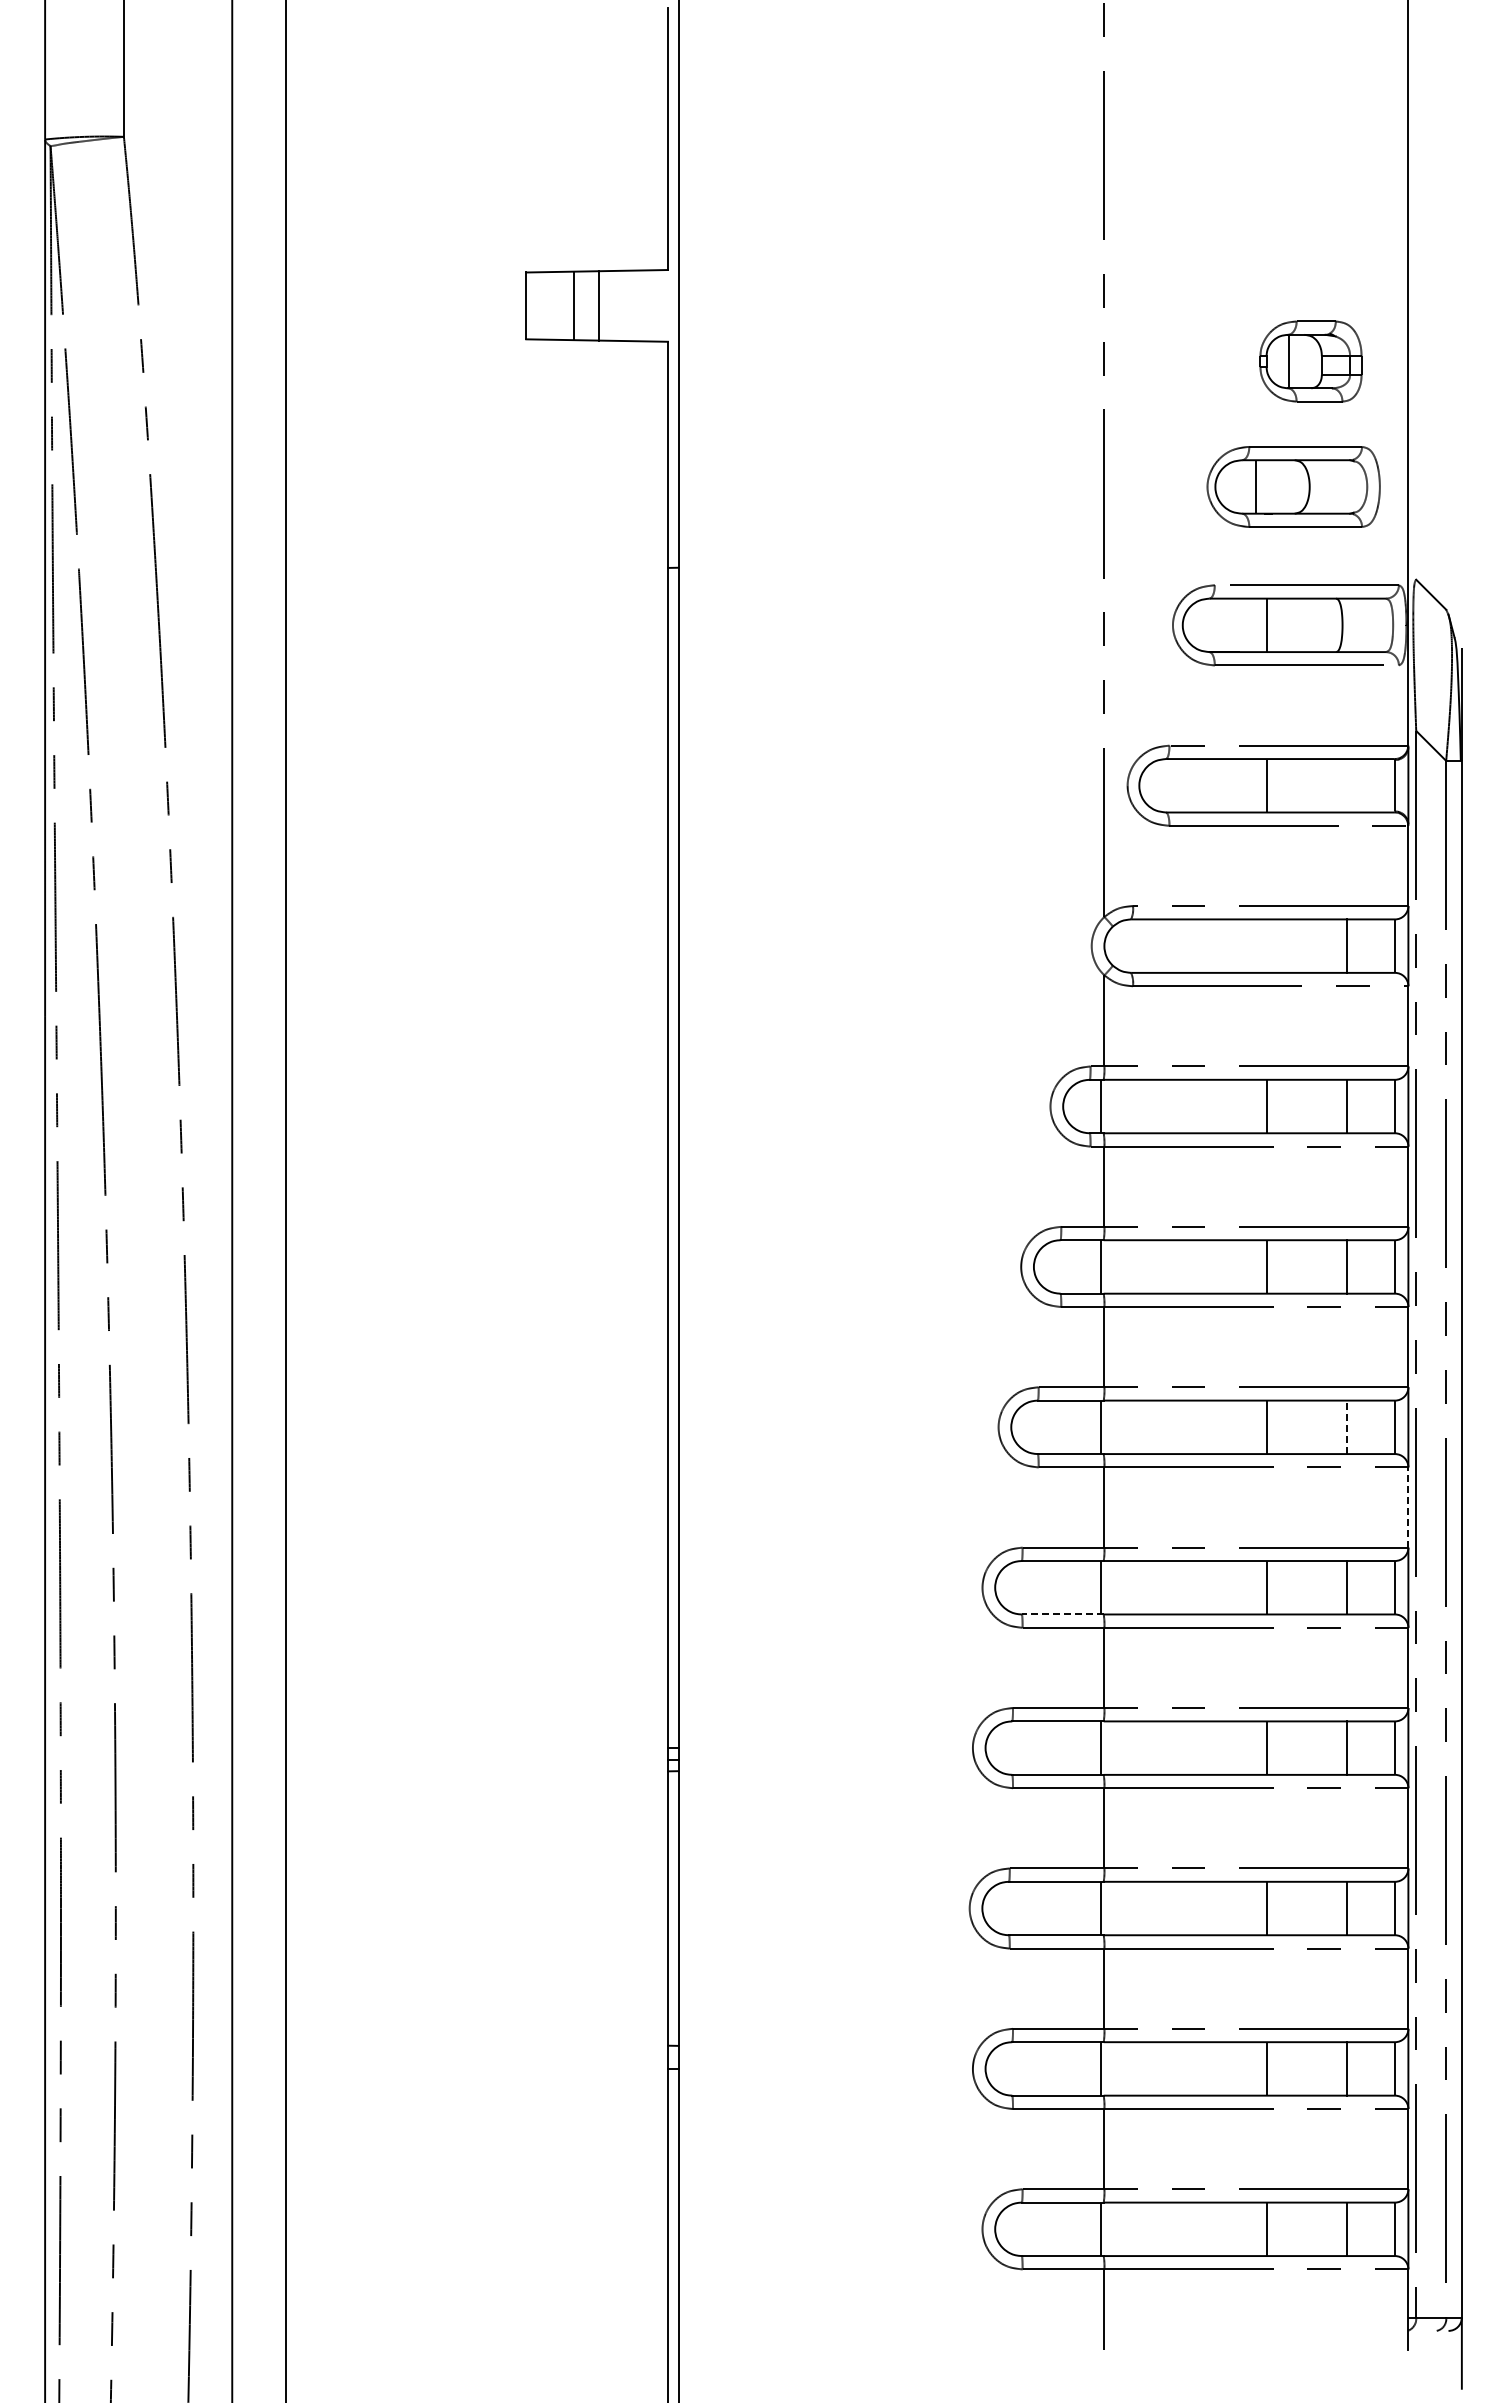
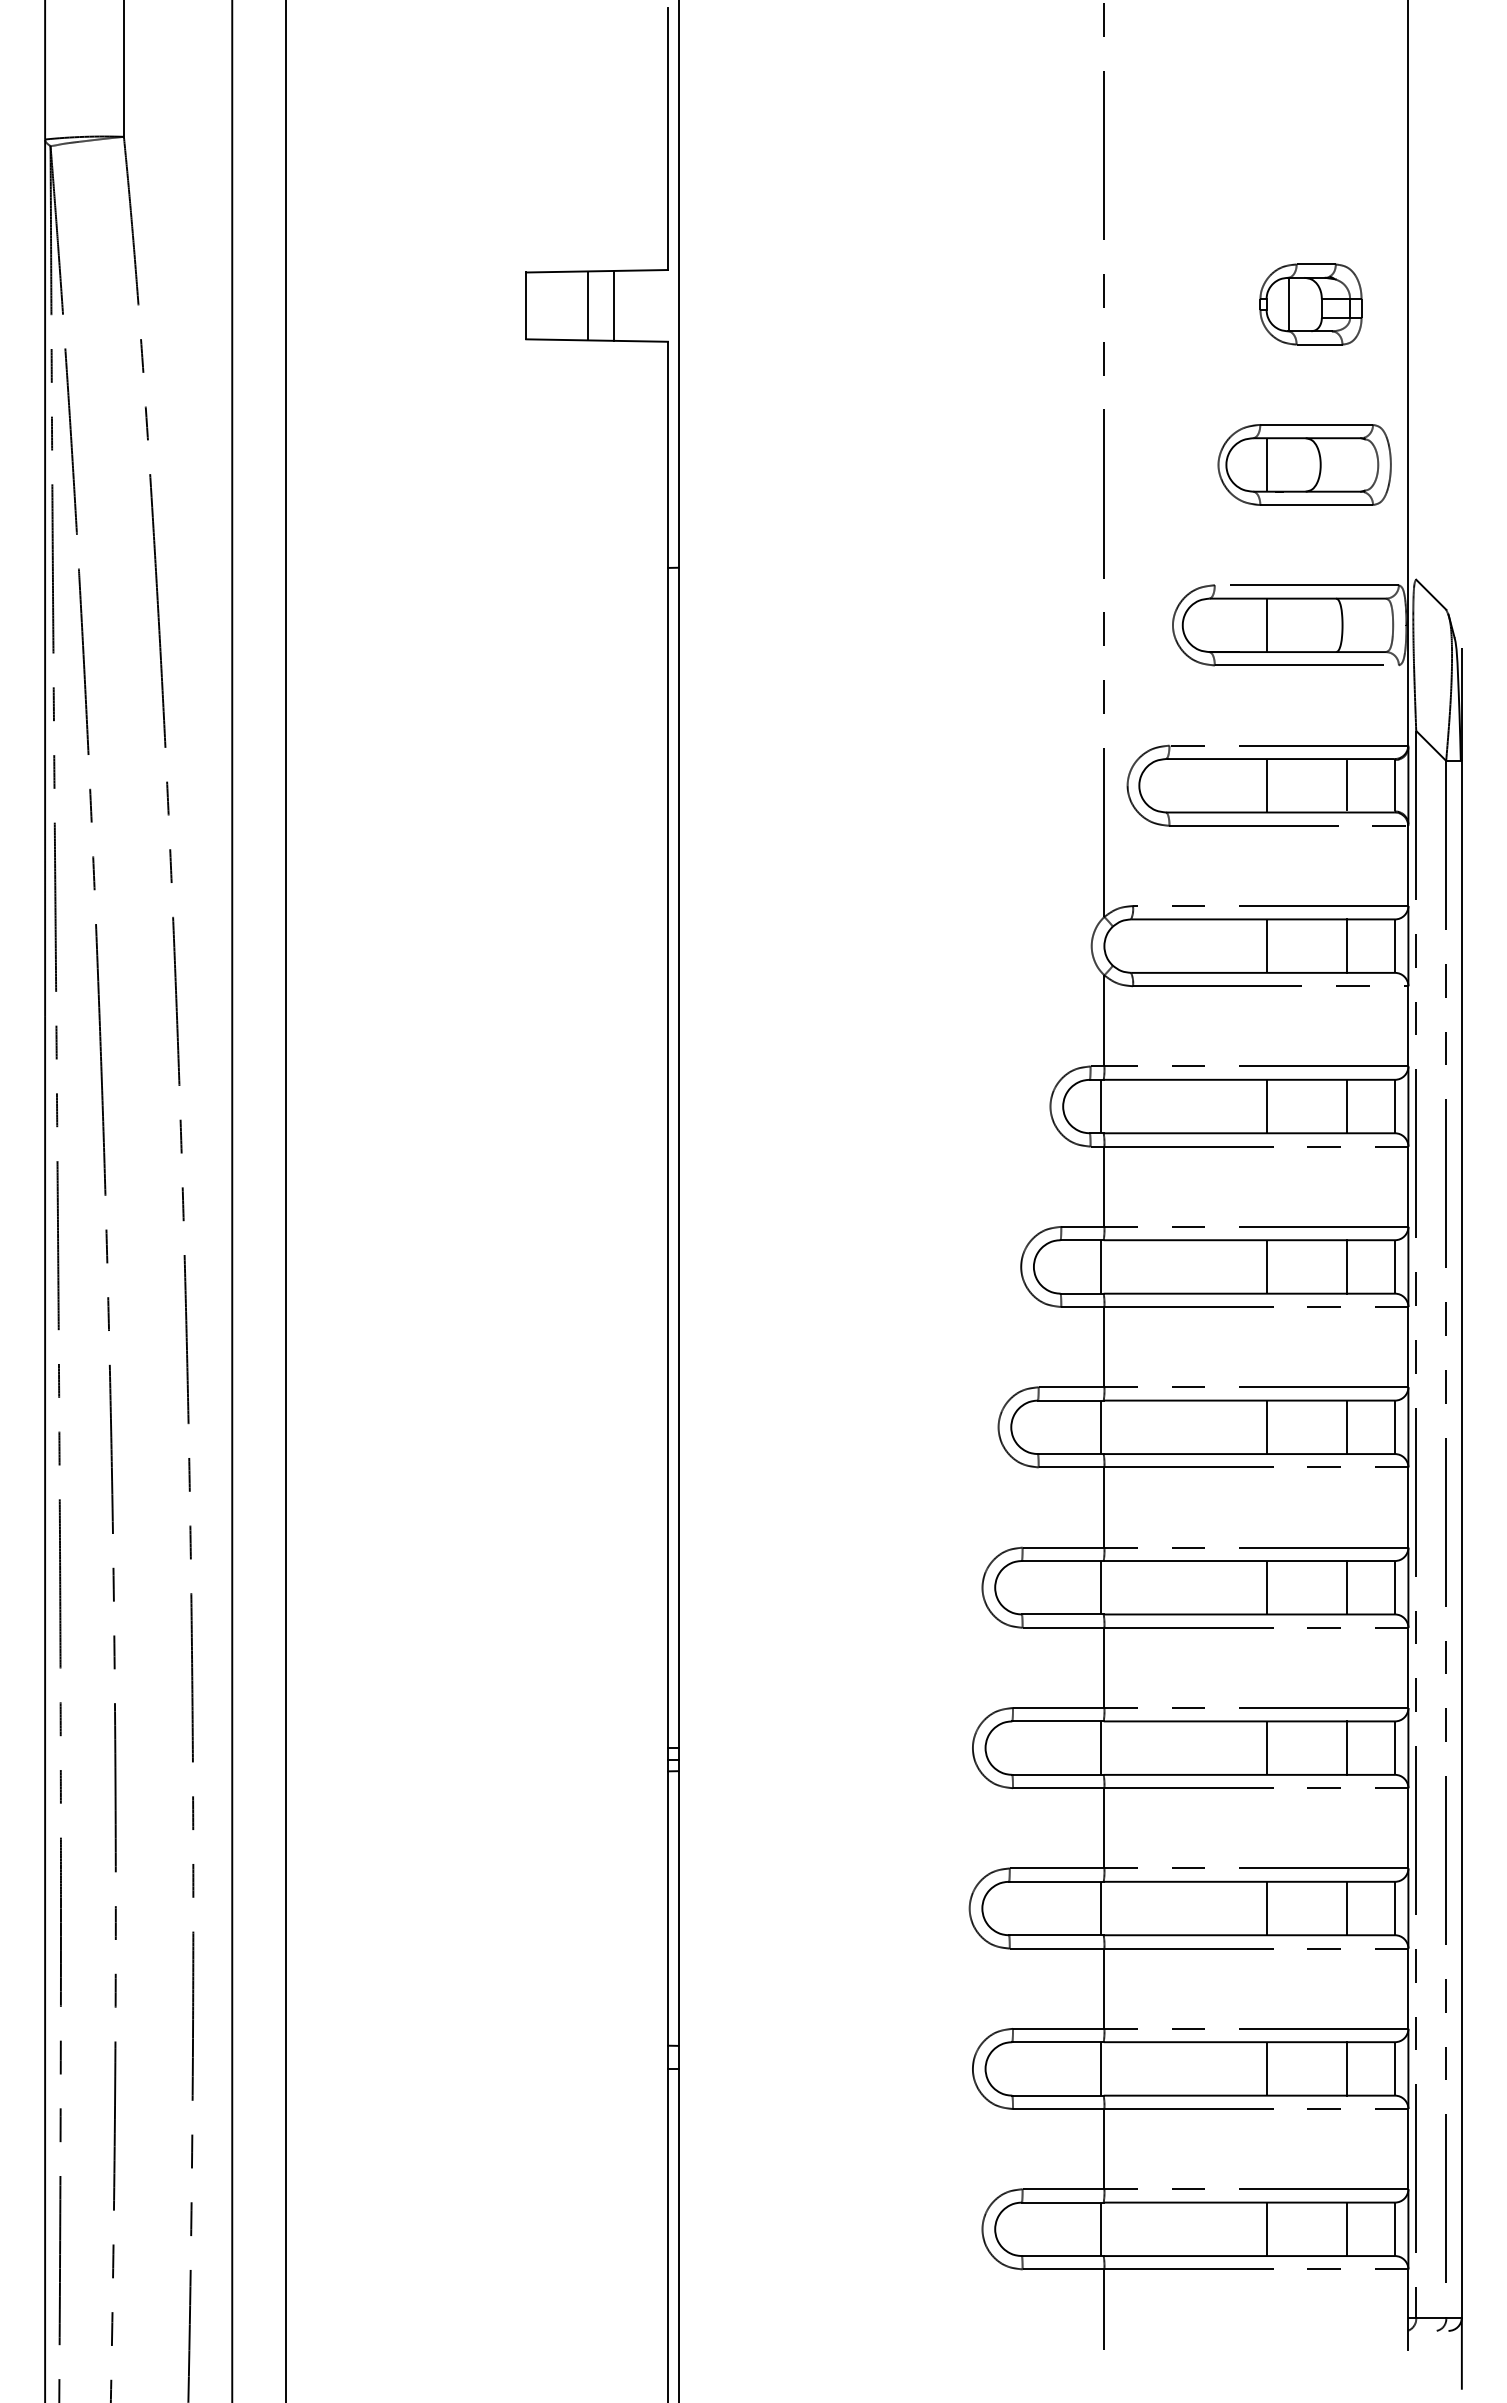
line position: (573, 305) -> (587, 305) (587, 305)
line position: (599, 305) -> (614, 305) (614, 305)
part position: (1310, 361) -> (1310, 304) (1310, 304)
part position: (1293, 486) -> (1304, 464) (1304, 464)
line: none -> present (1346, 785)
line: none -> present (1267, 945)
line: dashed -> solid (1346, 1427)
line: dashed -> solid (1408, 1507)
line: dashed -> solid (1062, 1614)
